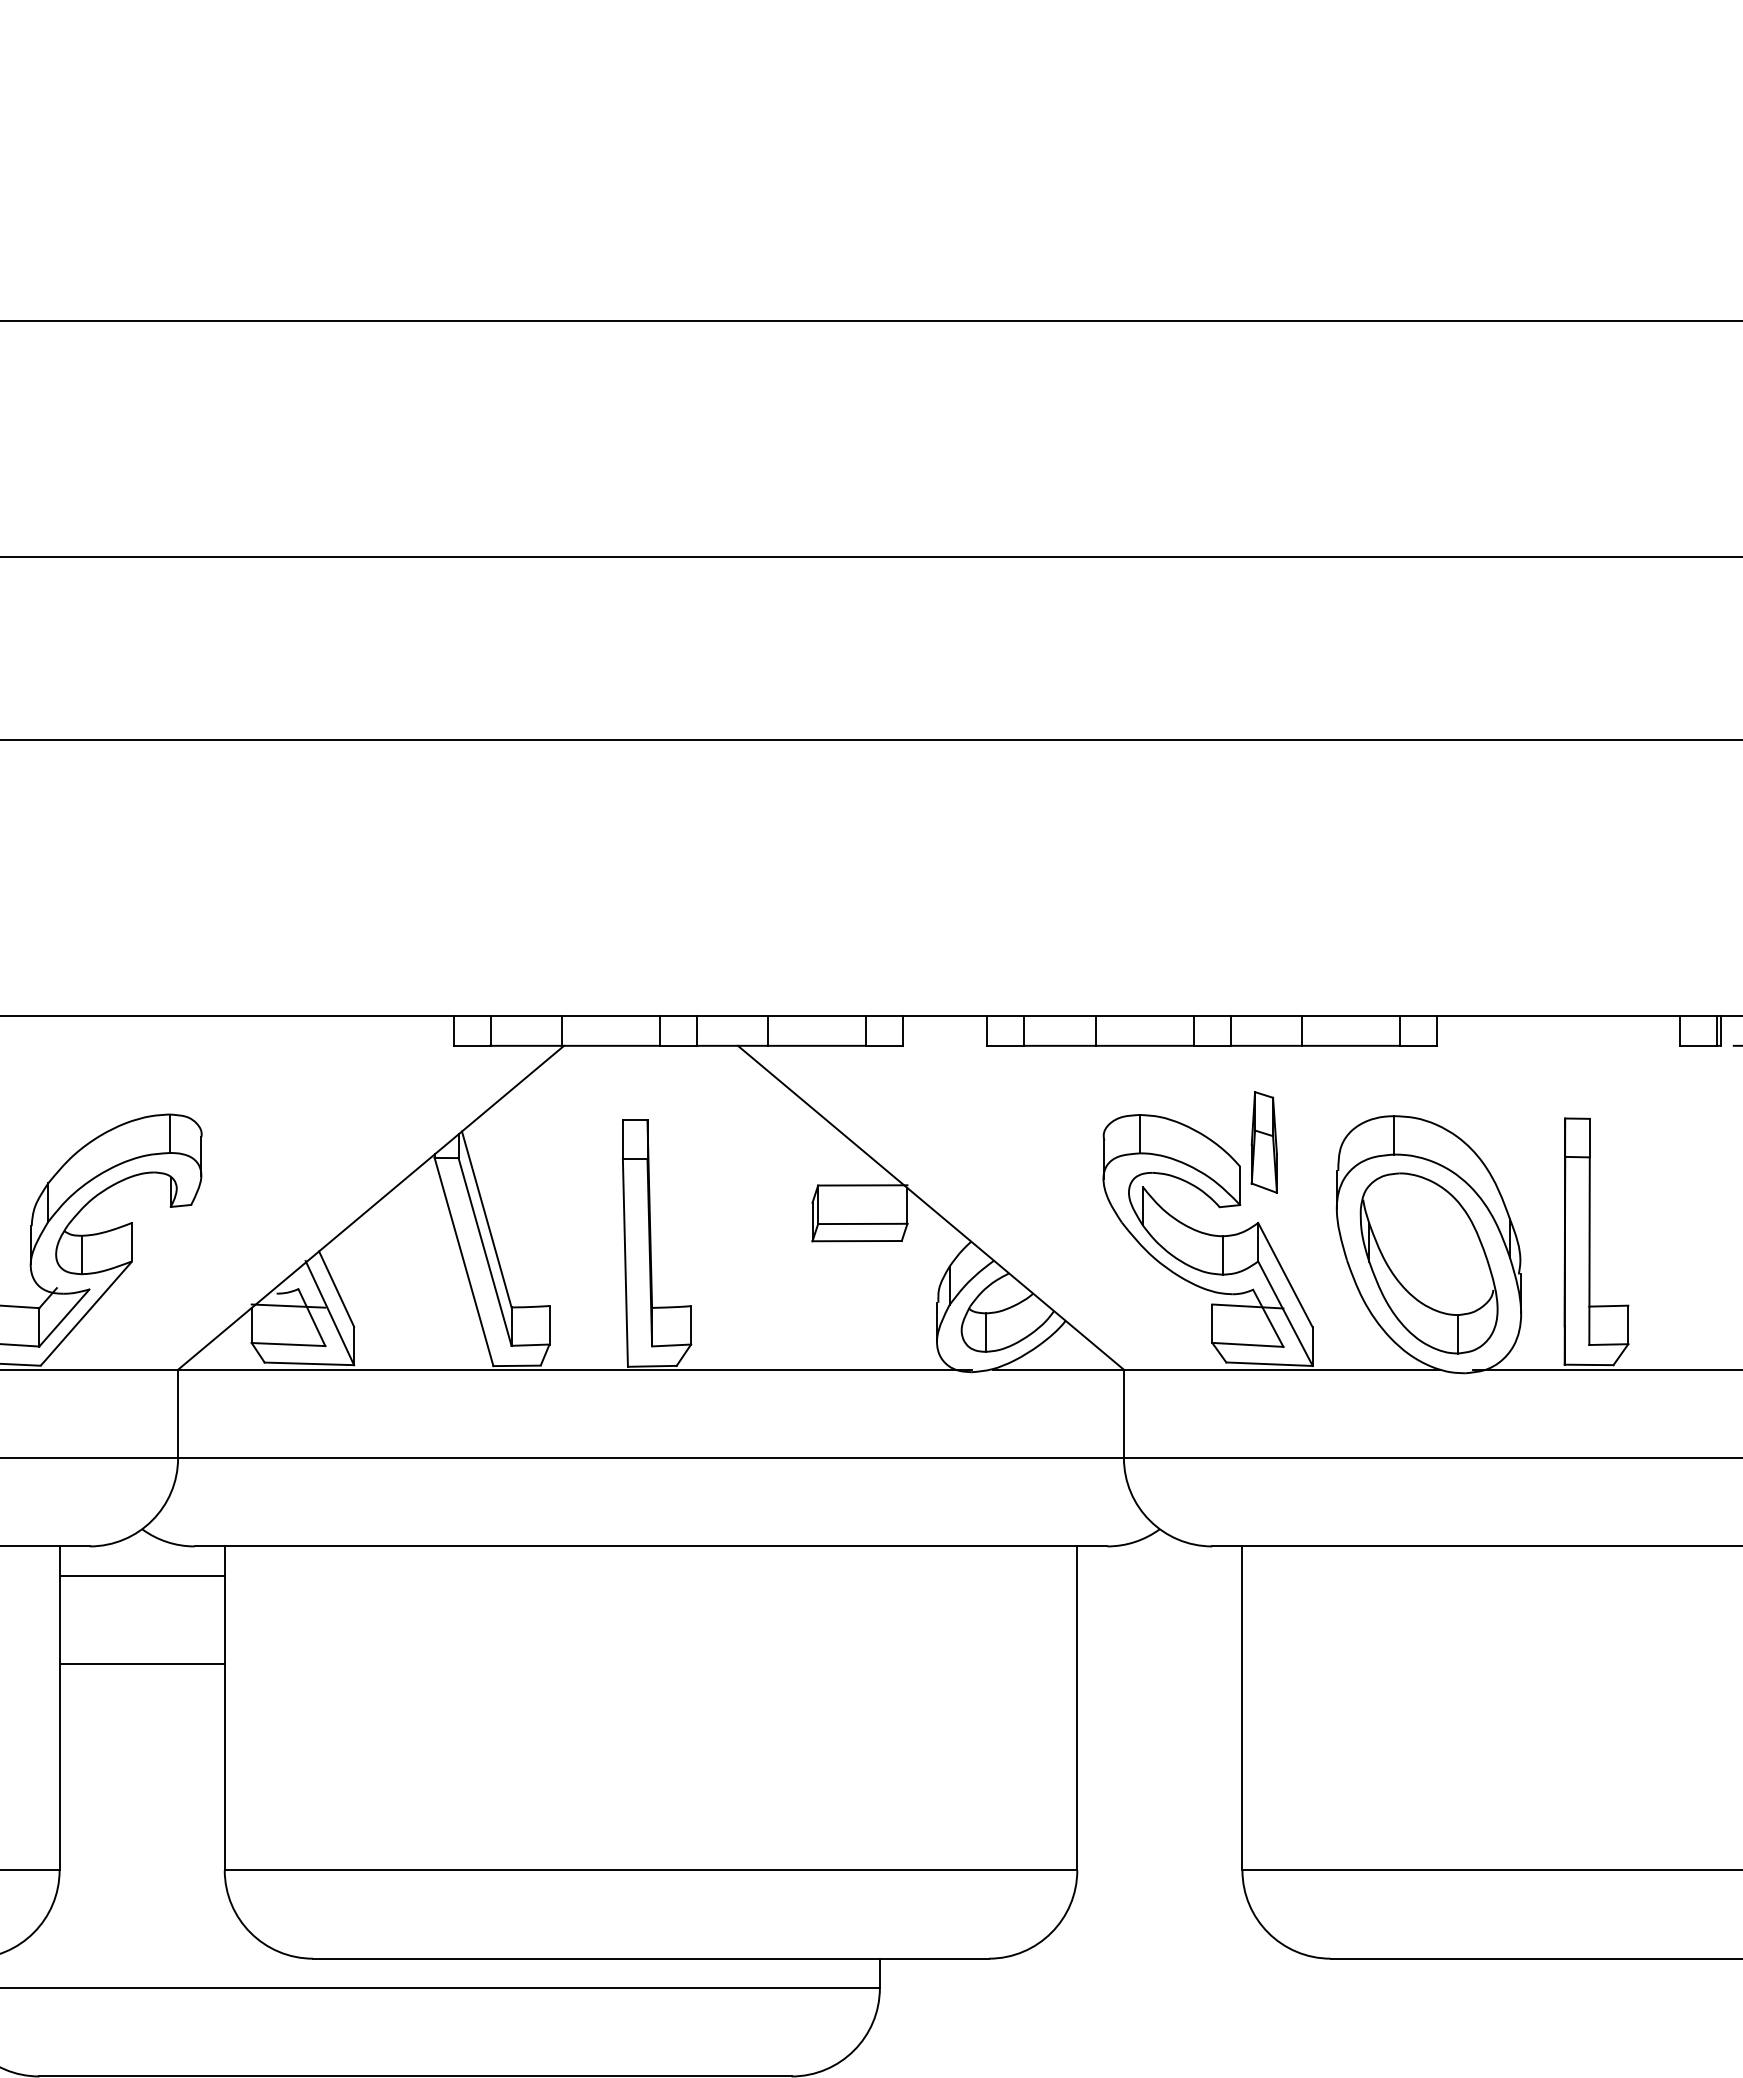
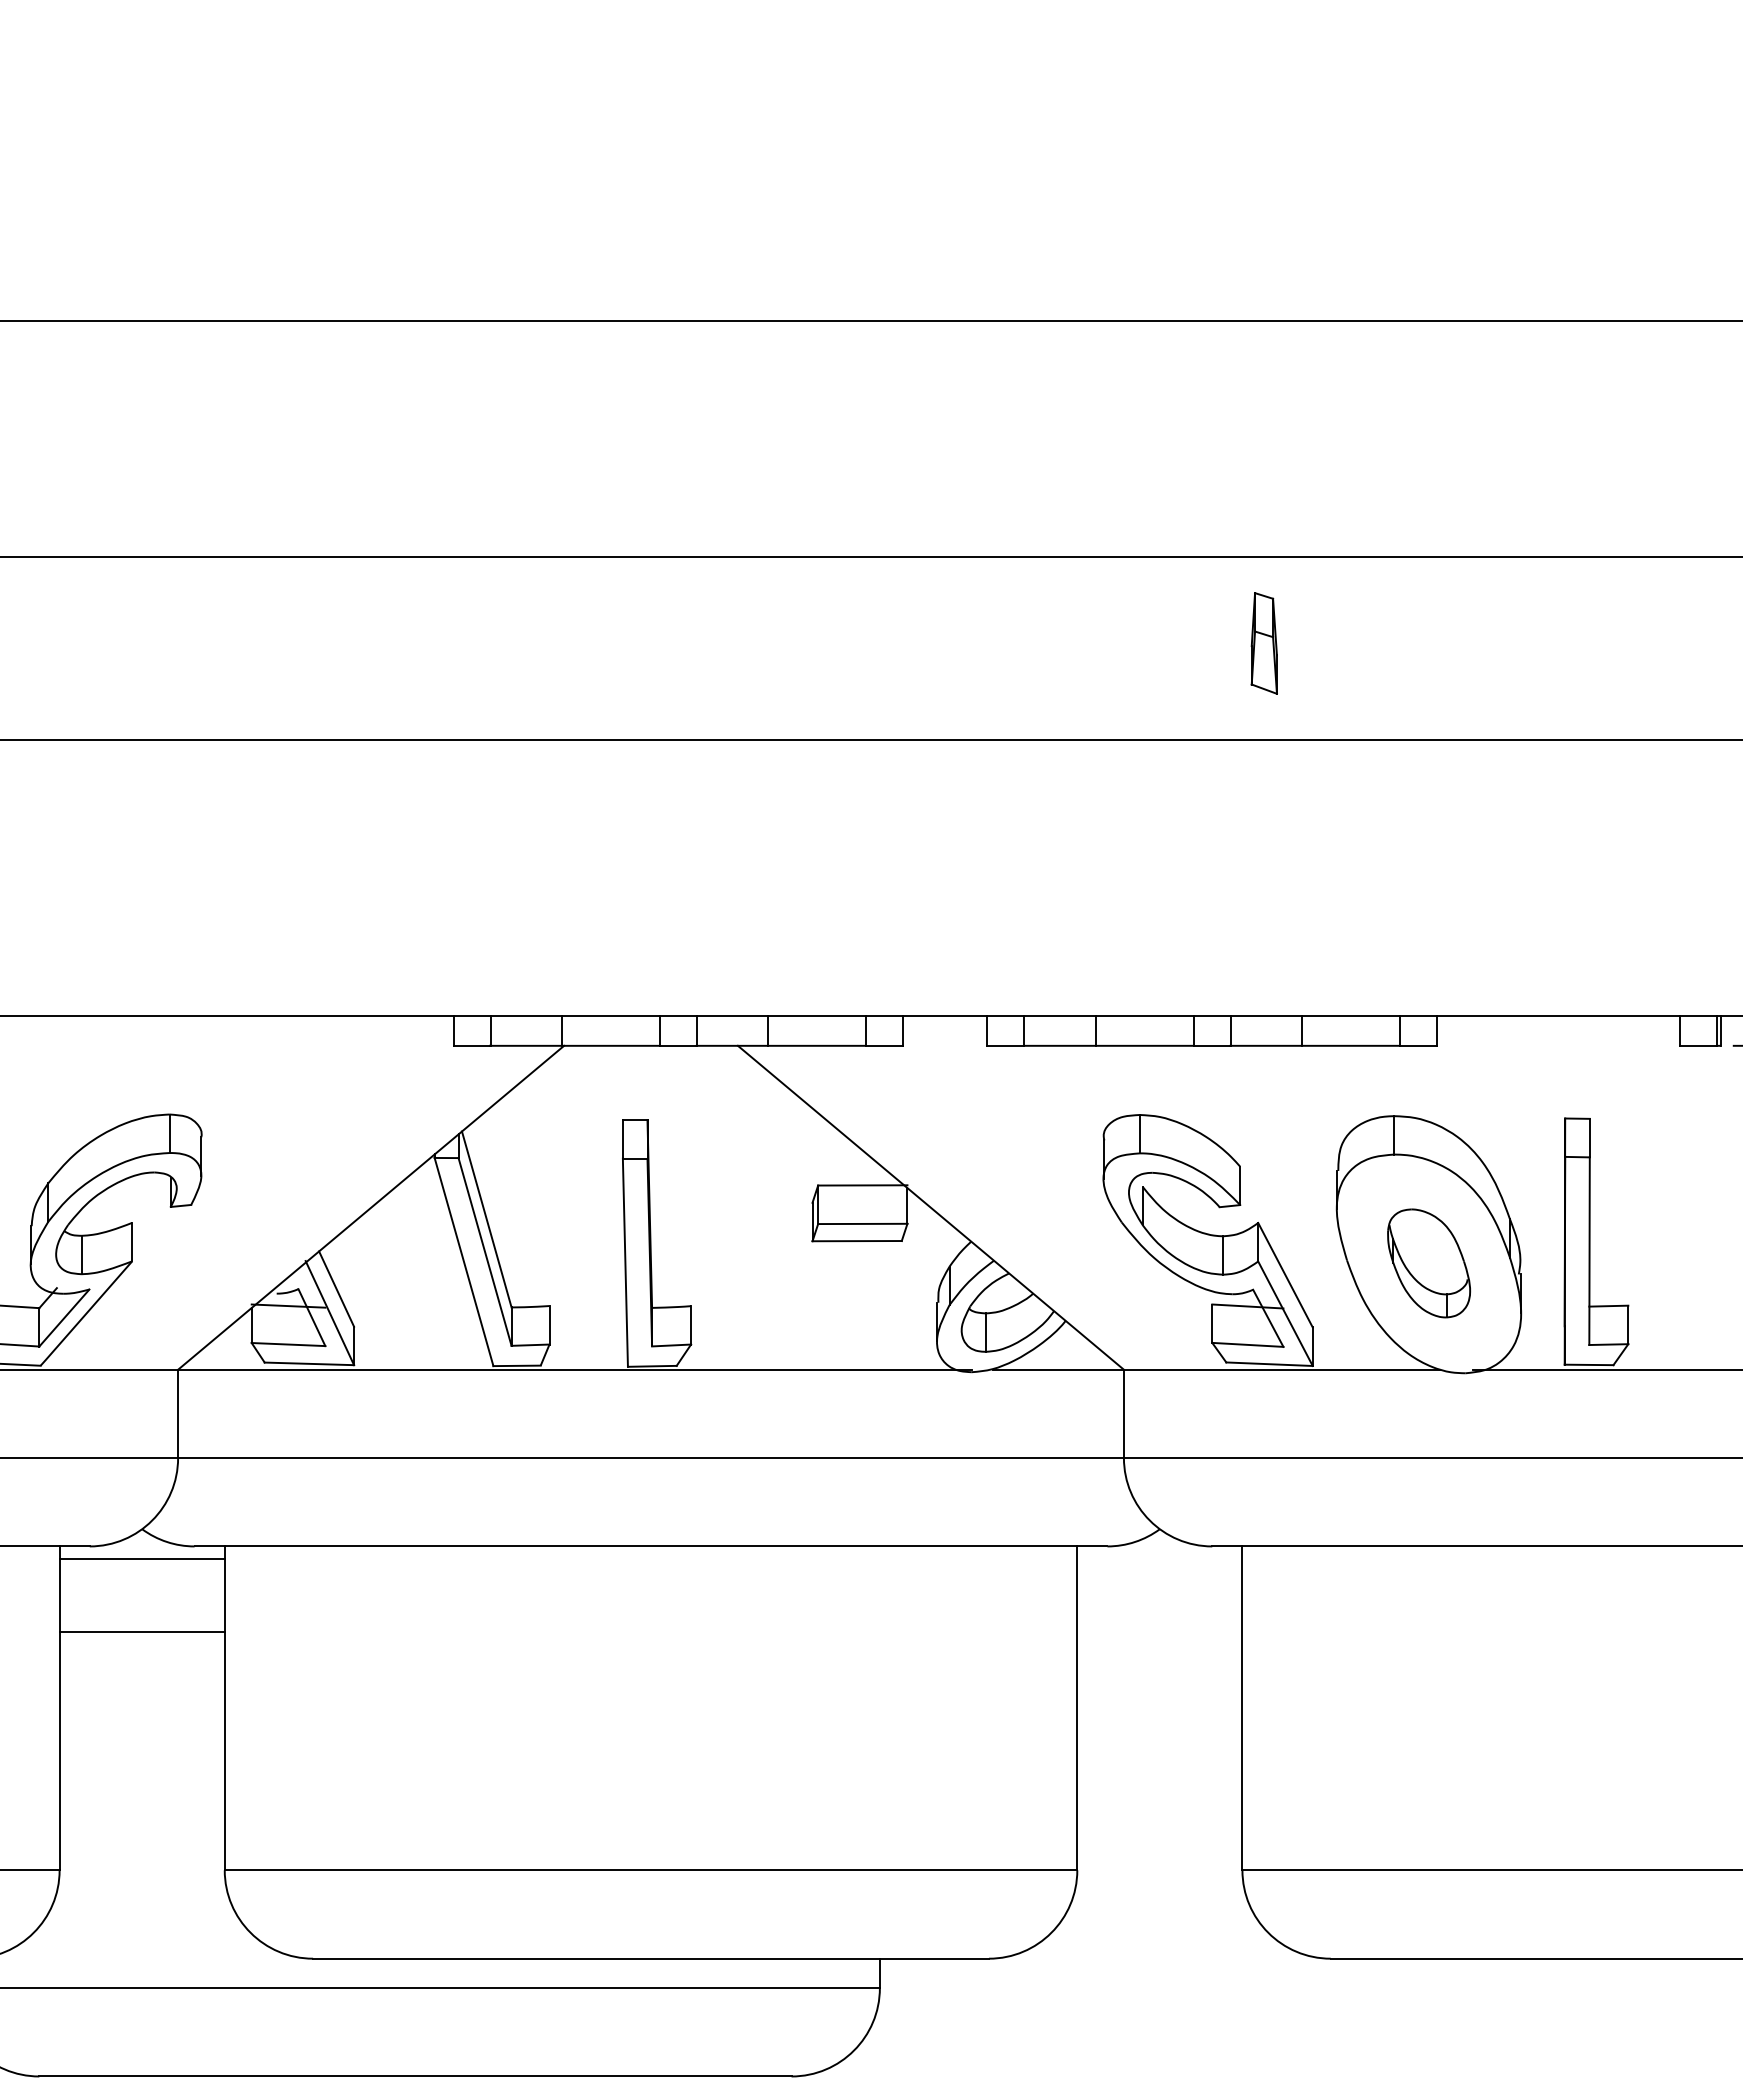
part position: (1263, 1142) -> (1263, 643) (1263, 643)
part size: 140x183 px -> 85x111 px (1429, 1263)
line position: (141, 1575) -> (141, 1558) (141, 1558)
line position: (141, 1664) -> (141, 1632) (141, 1632)
